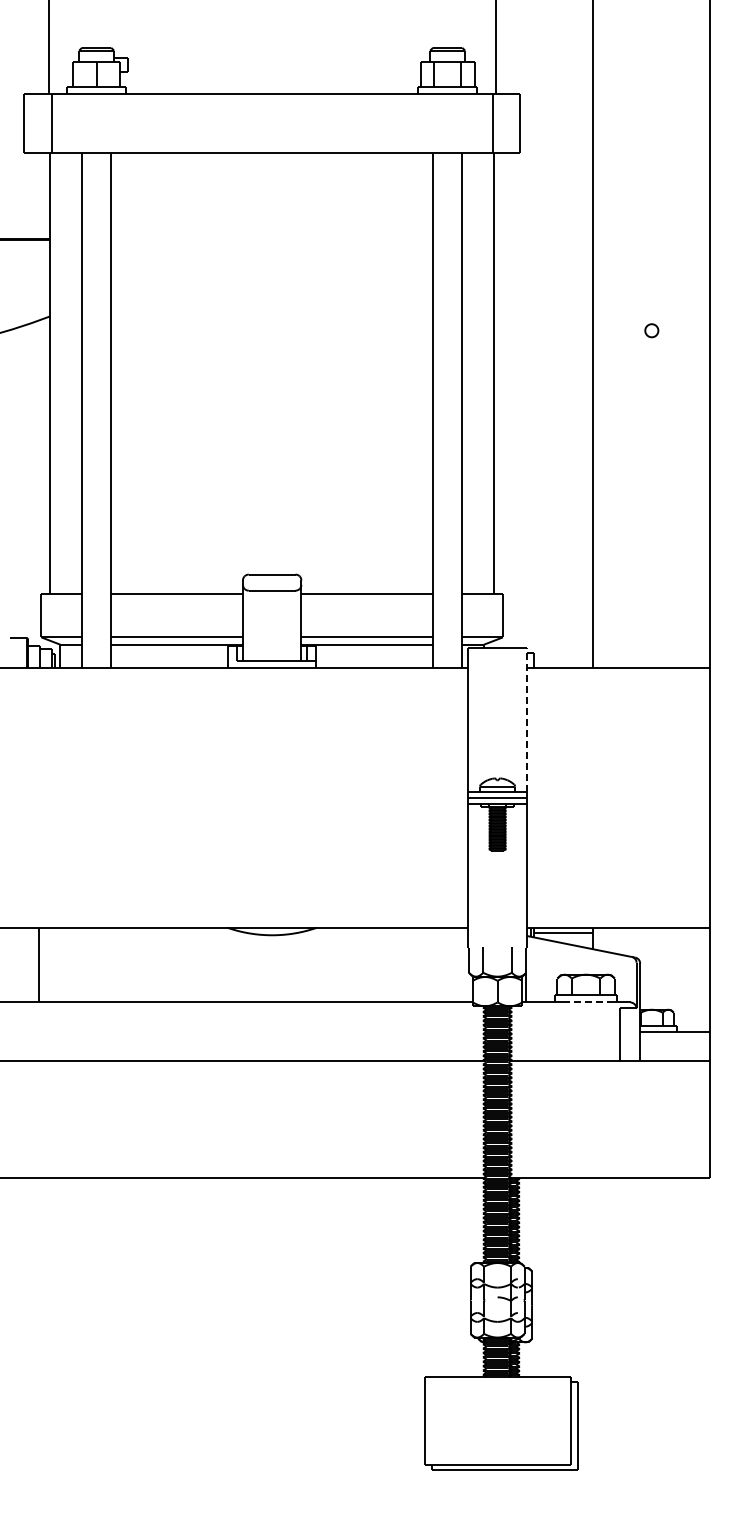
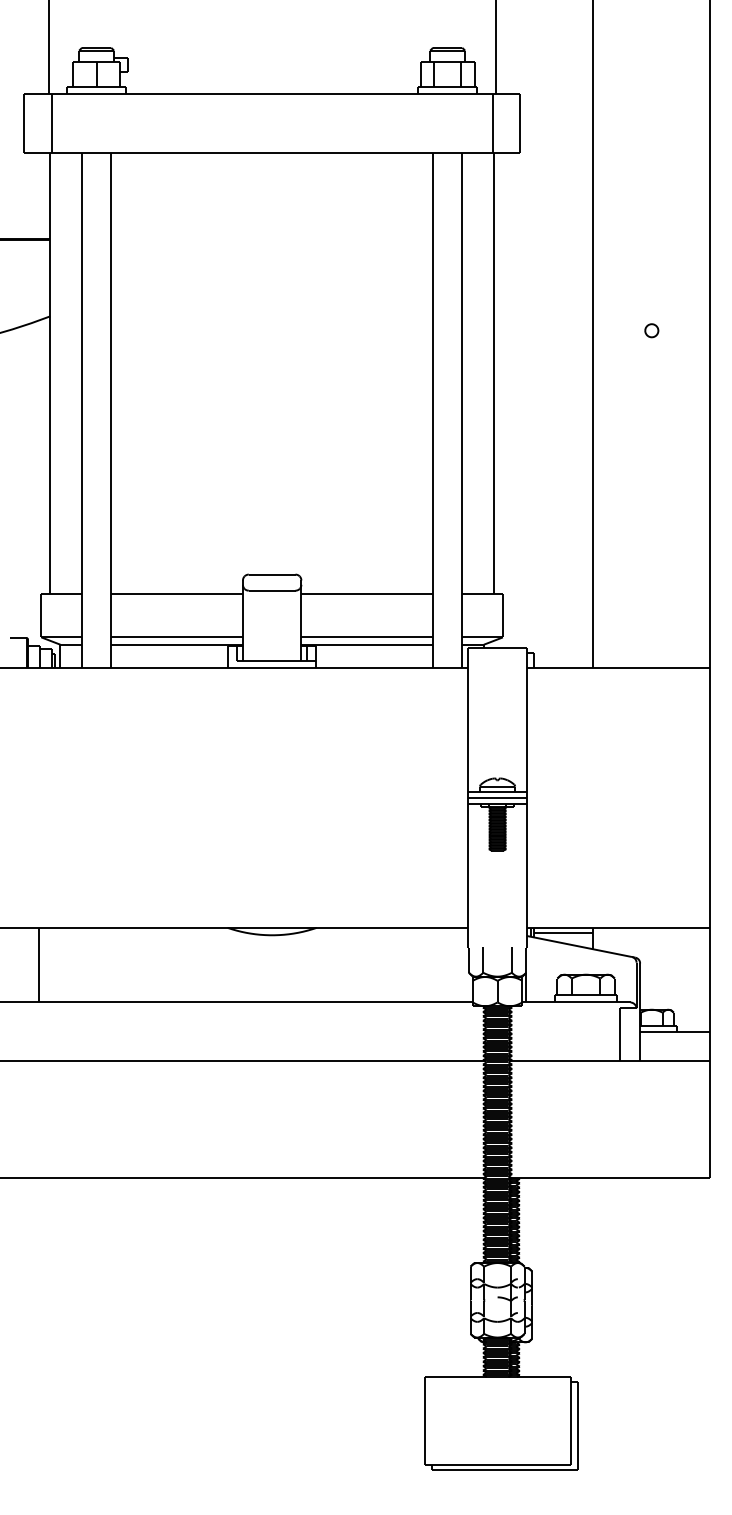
line: dashed -> solid (526, 719)
line: dashed -> solid (592, 1002)
